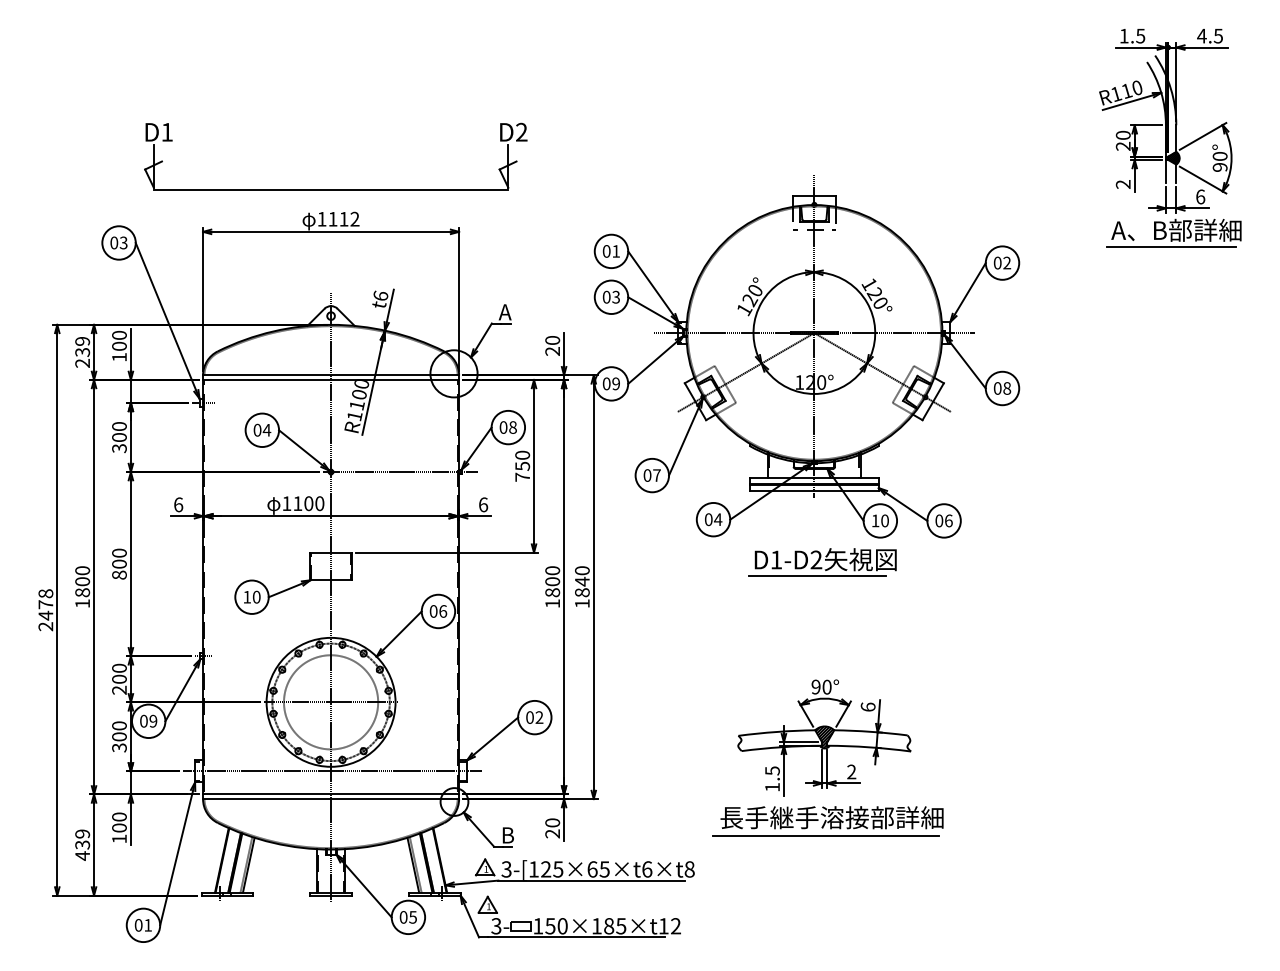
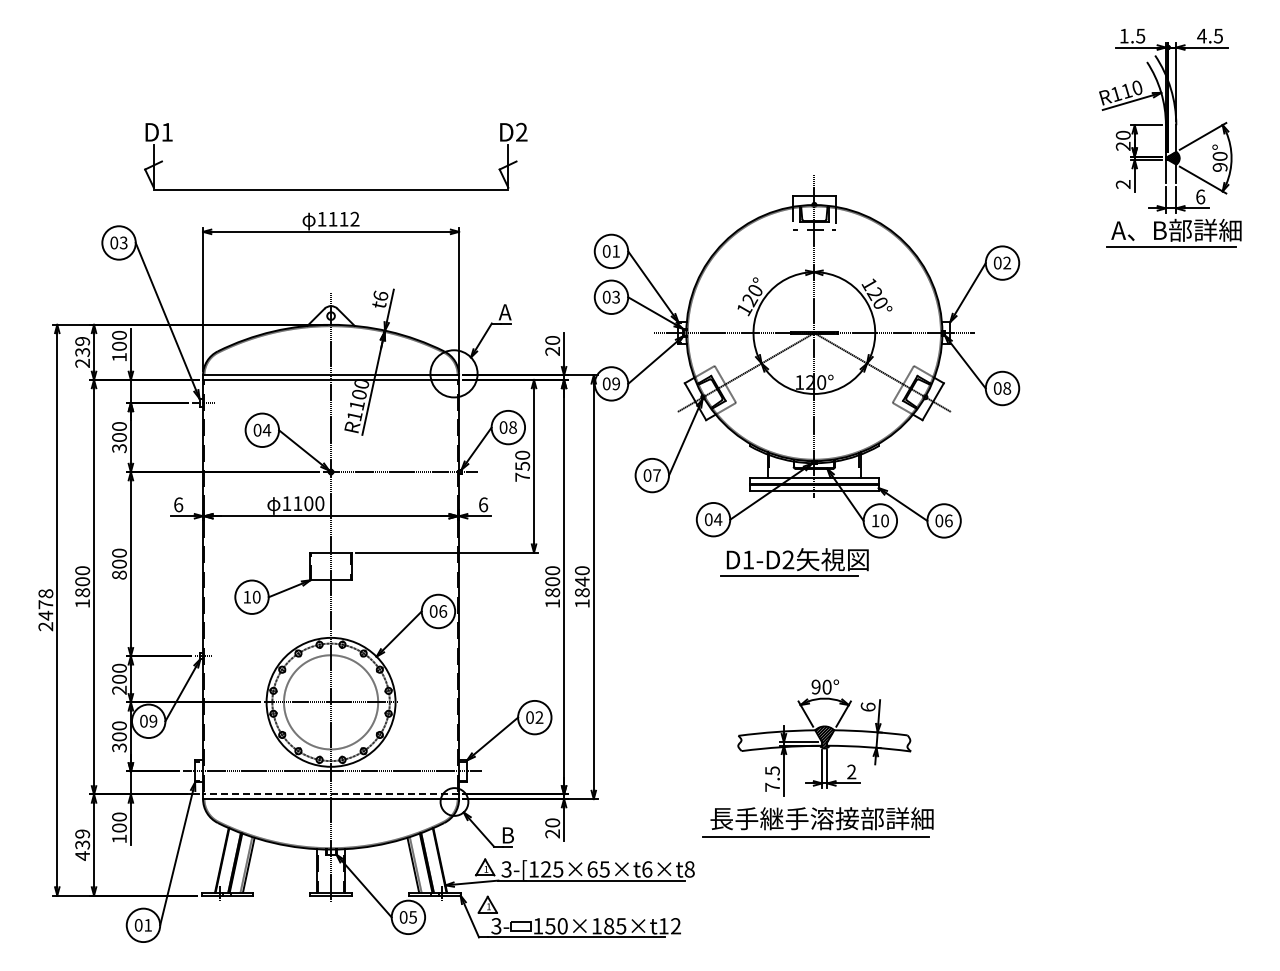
part position: (822, 562) -> (794, 562) (794, 562)
text: 1.5 -> 7.5 (772, 786)
line: solid -> dashed (330, 794)
part position: (827, 821) -> (817, 822) (817, 822)
